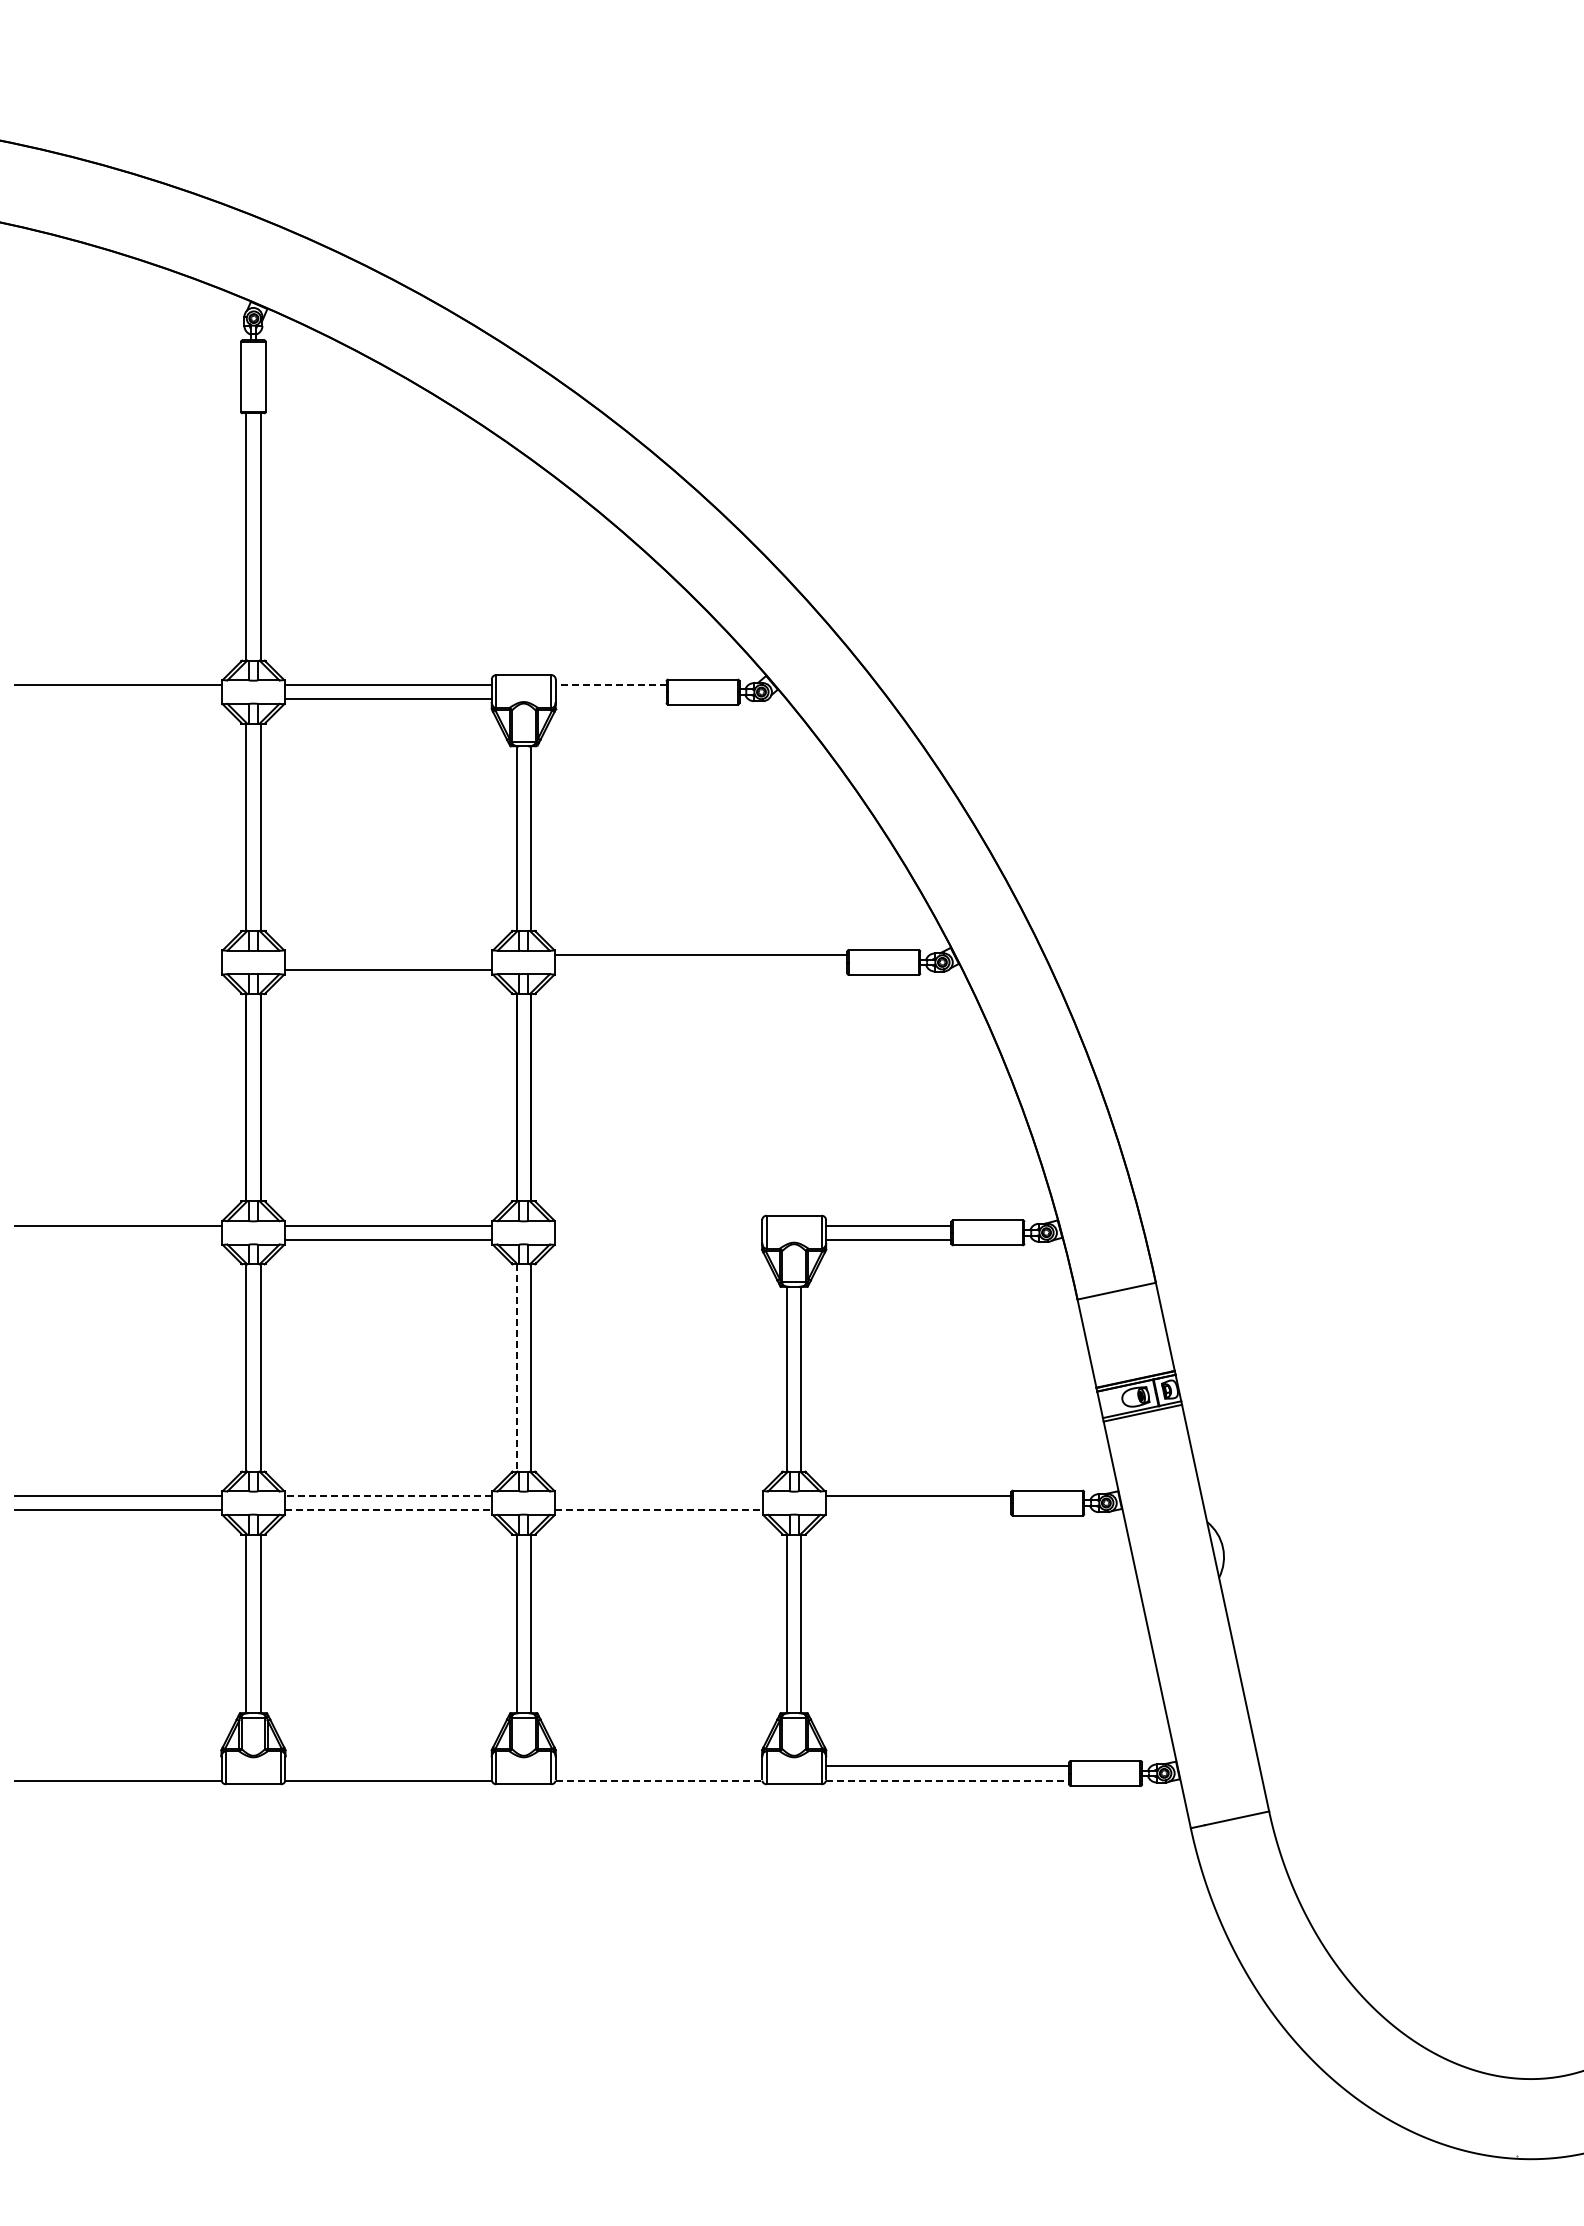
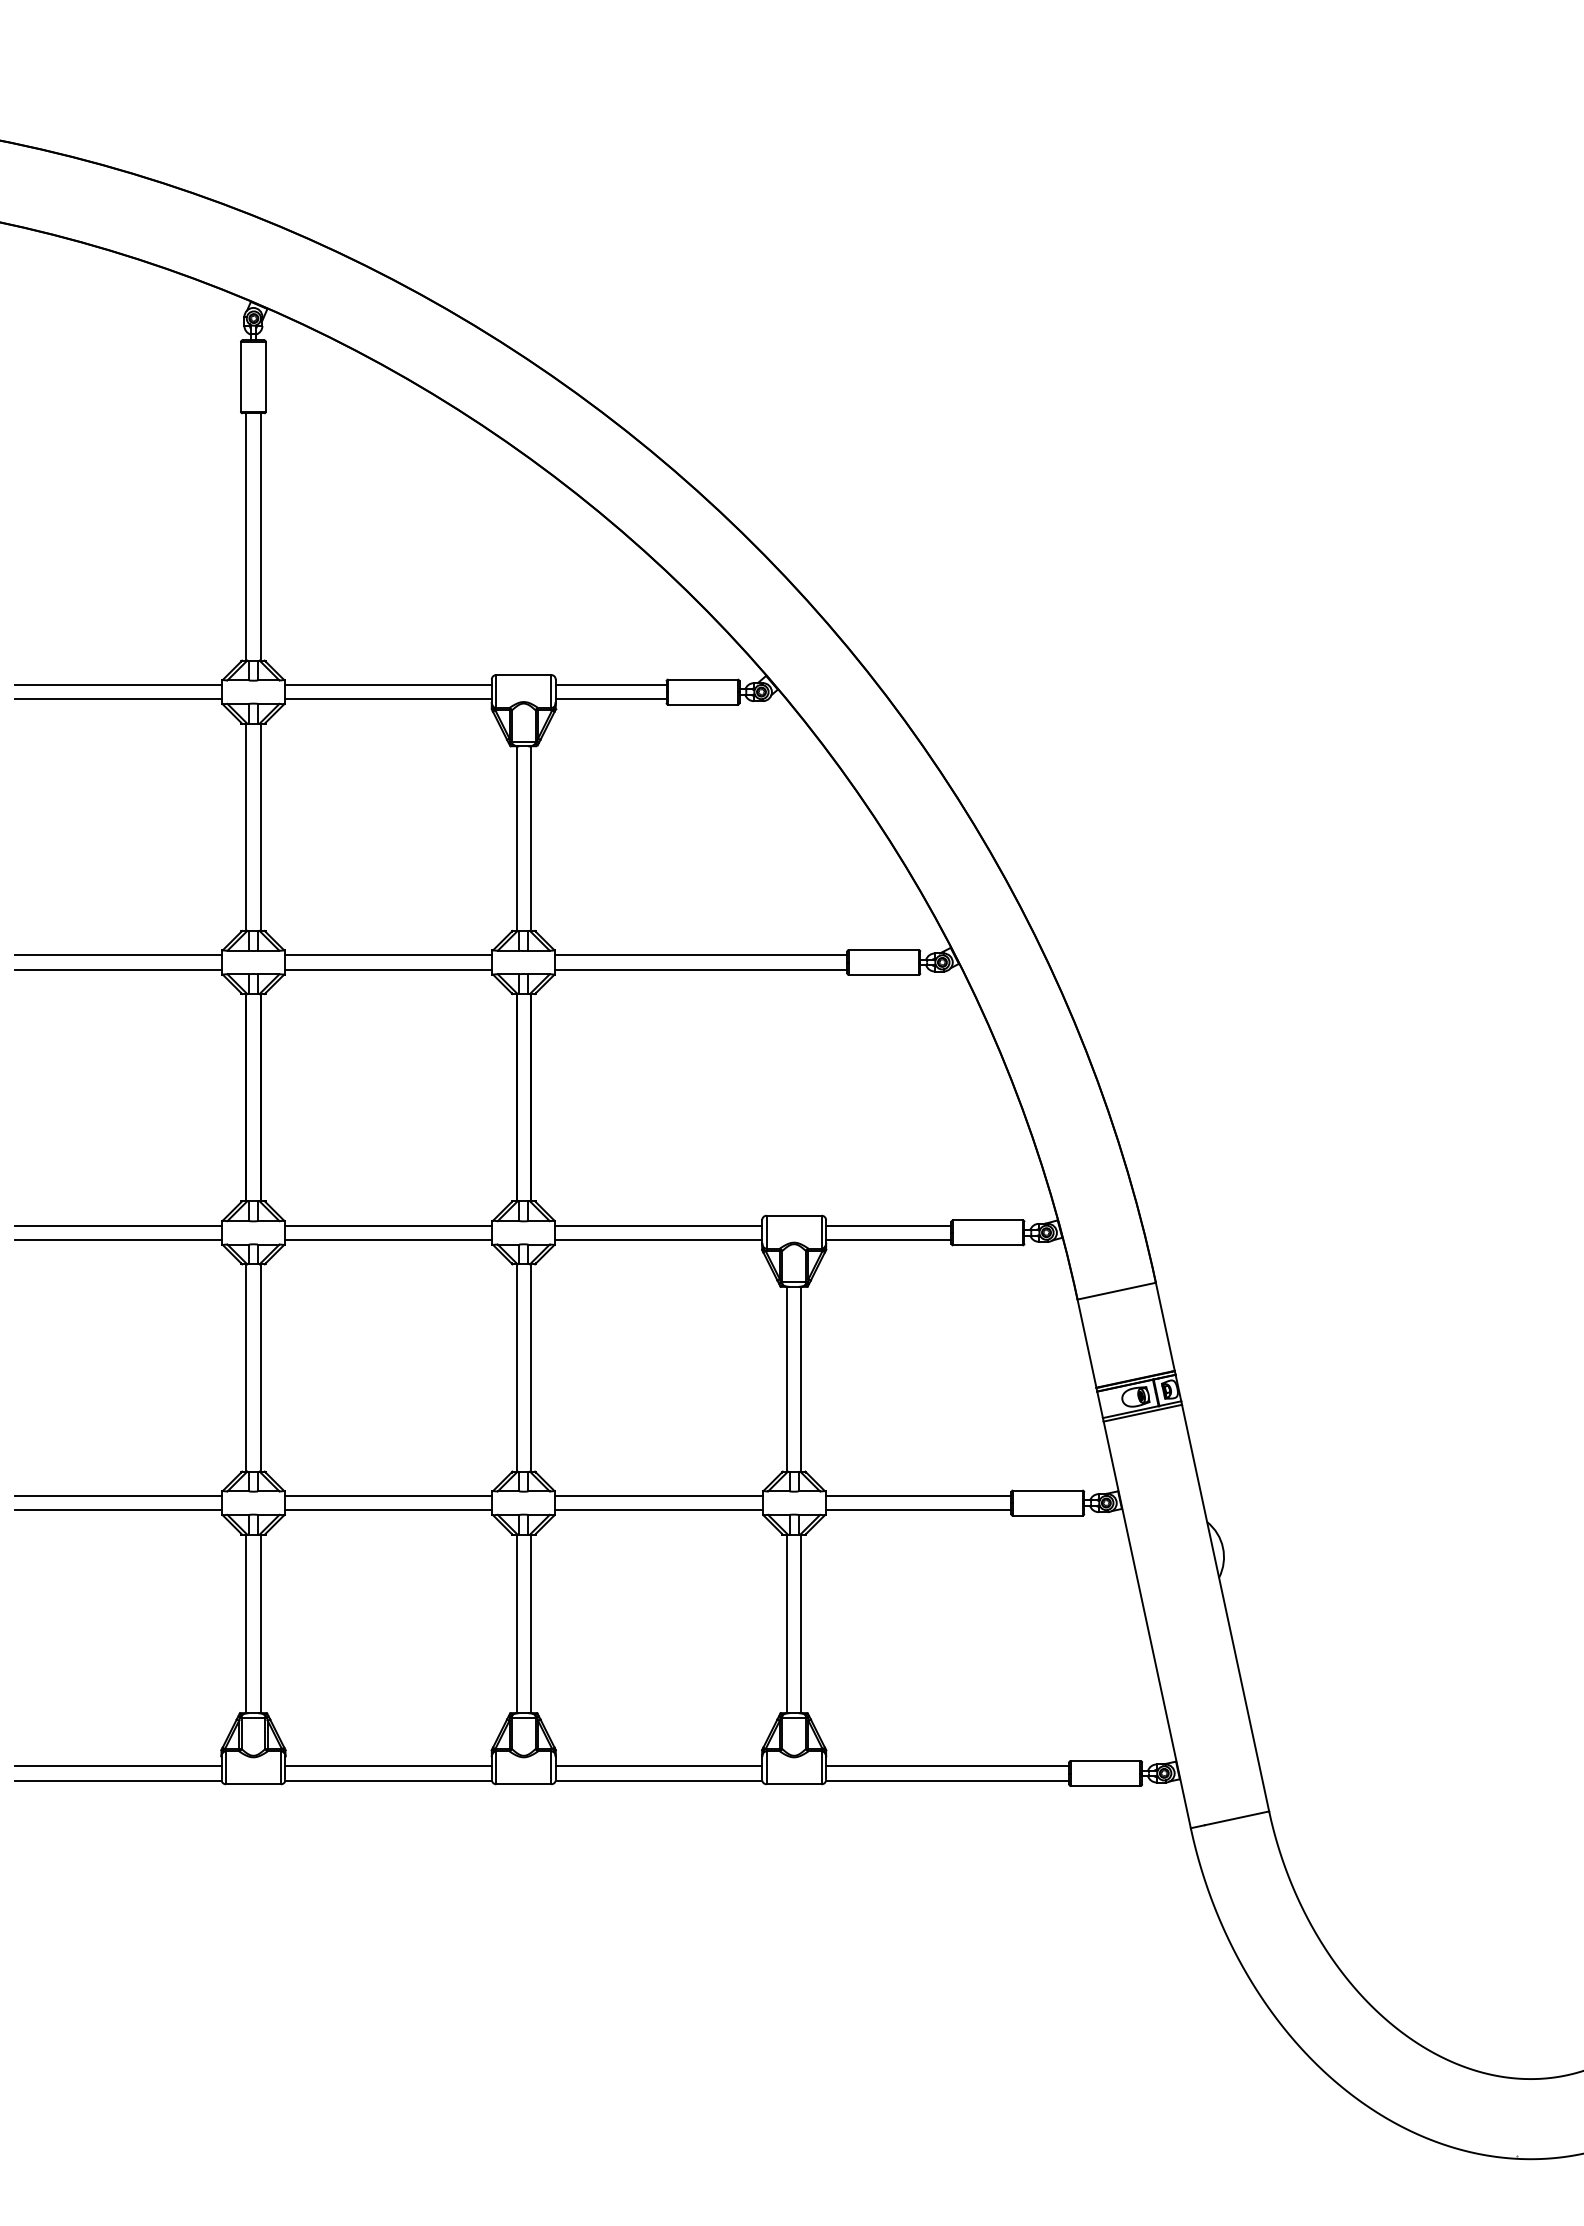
line: dashed -> solid (610, 684)
line: none -> present (117, 699)
line: none -> present (610, 699)
line: none -> present (117, 955)
line: none -> present (388, 955)
line: none -> present (117, 969)
line: none -> present (701, 969)
line: none -> present (658, 1225)
line: none -> present (117, 1240)
line: none -> present (658, 1240)
line: dashed -> solid (516, 1368)
line: dashed -> solid (388, 1495)
line: none -> present (658, 1495)
line: dashed -> solid (388, 1510)
line: dashed -> solid (658, 1510)
line: none -> present (918, 1510)
line: none -> present (118, 1766)
line: none -> present (388, 1766)
line: none -> present (658, 1766)
line: dashed -> solid (659, 1780)
line: dashed -> solid (947, 1780)
